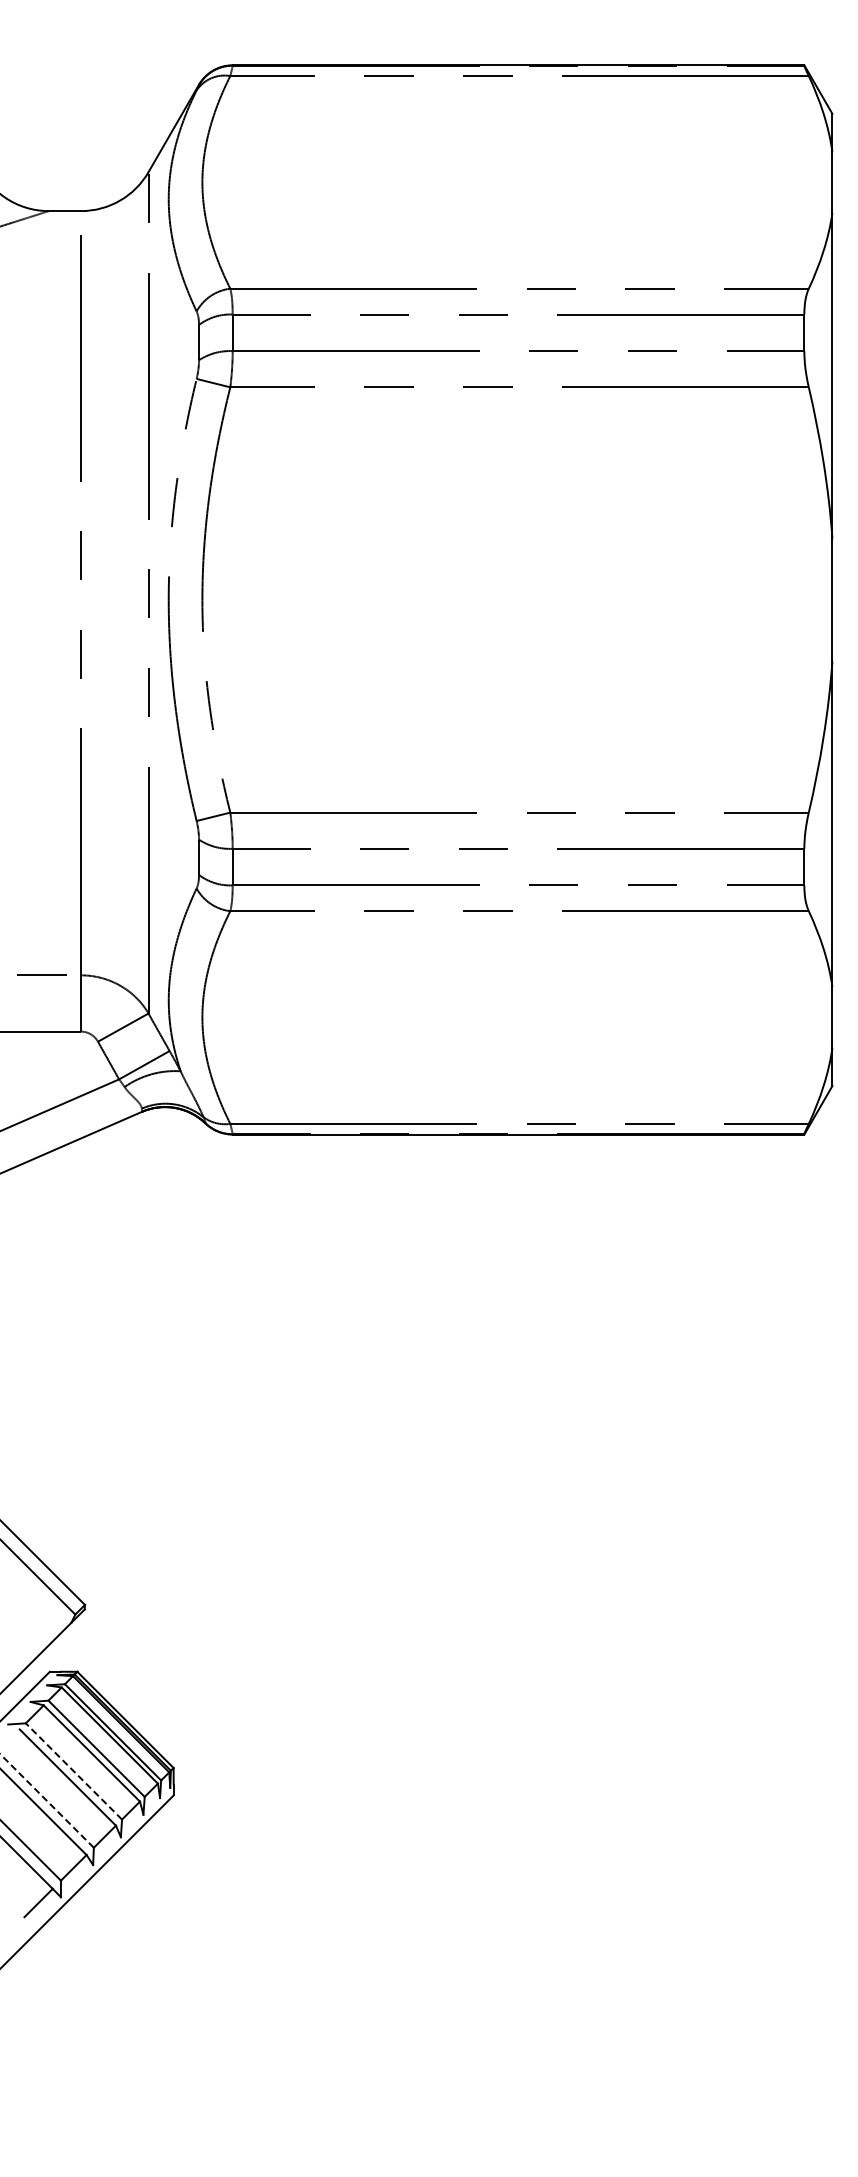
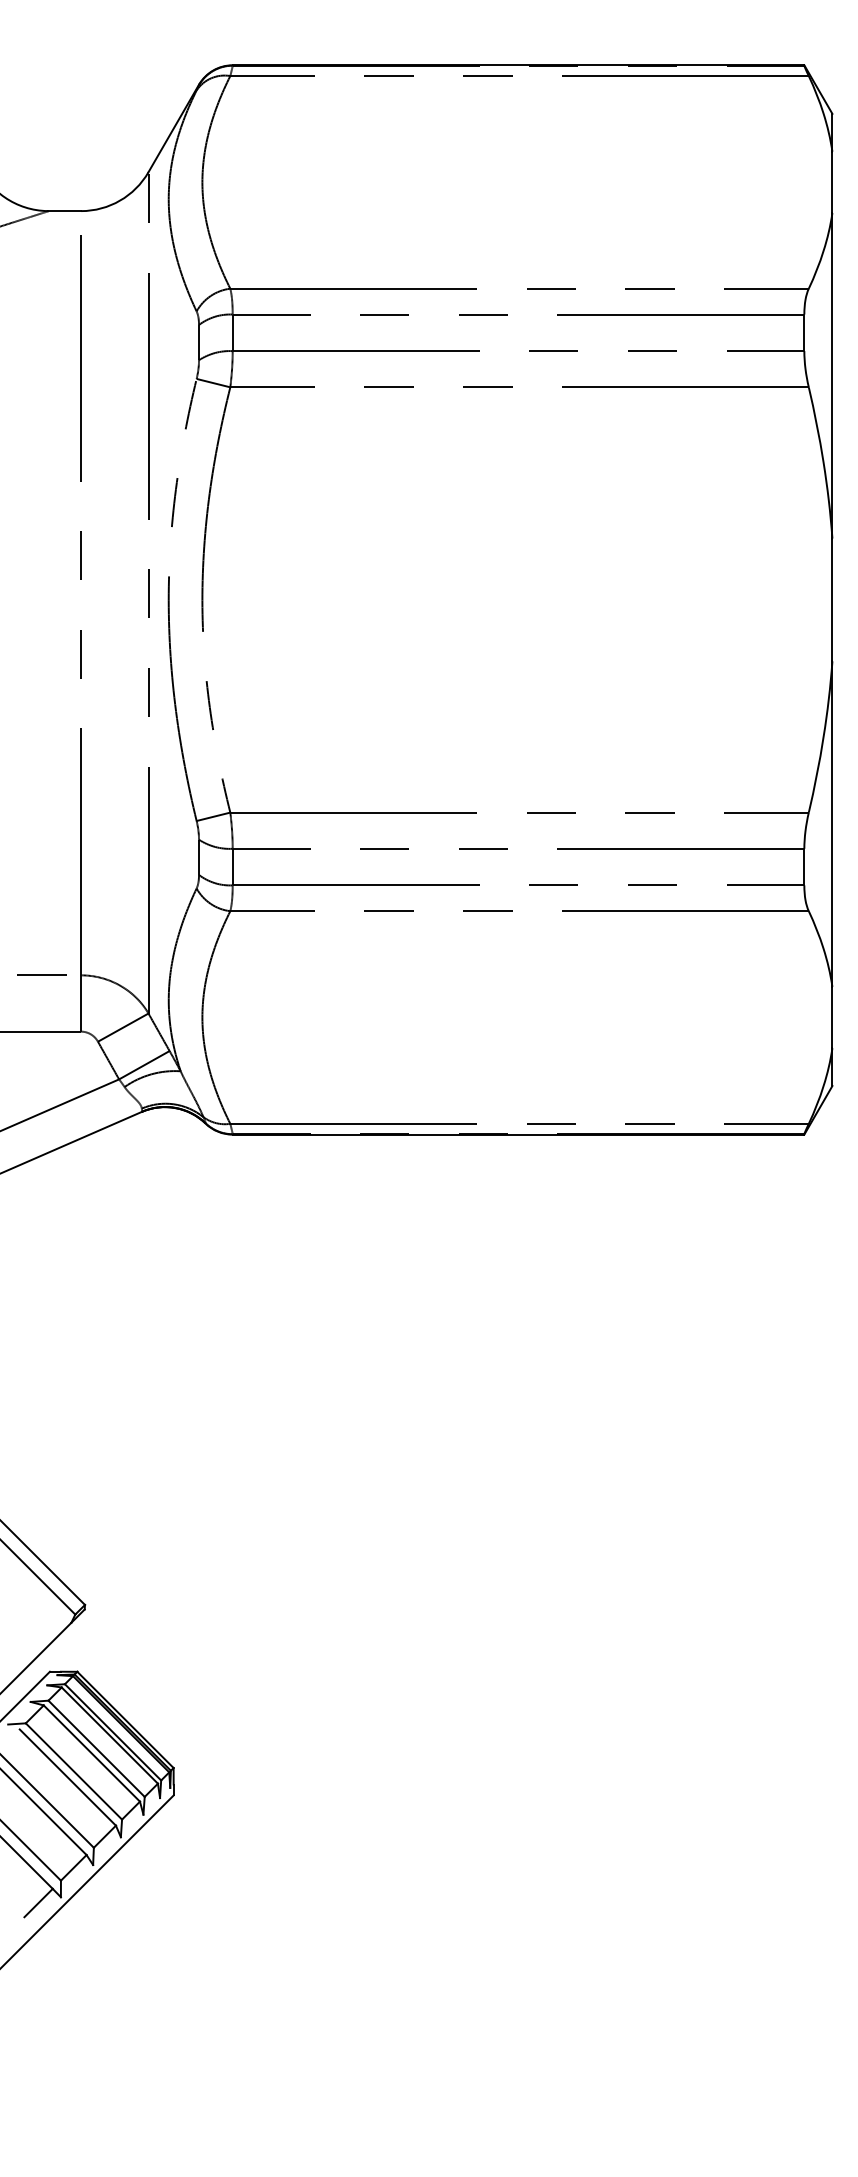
line: dashed -> solid (73, 1771)
line: dashed -> solid (46, 1800)
